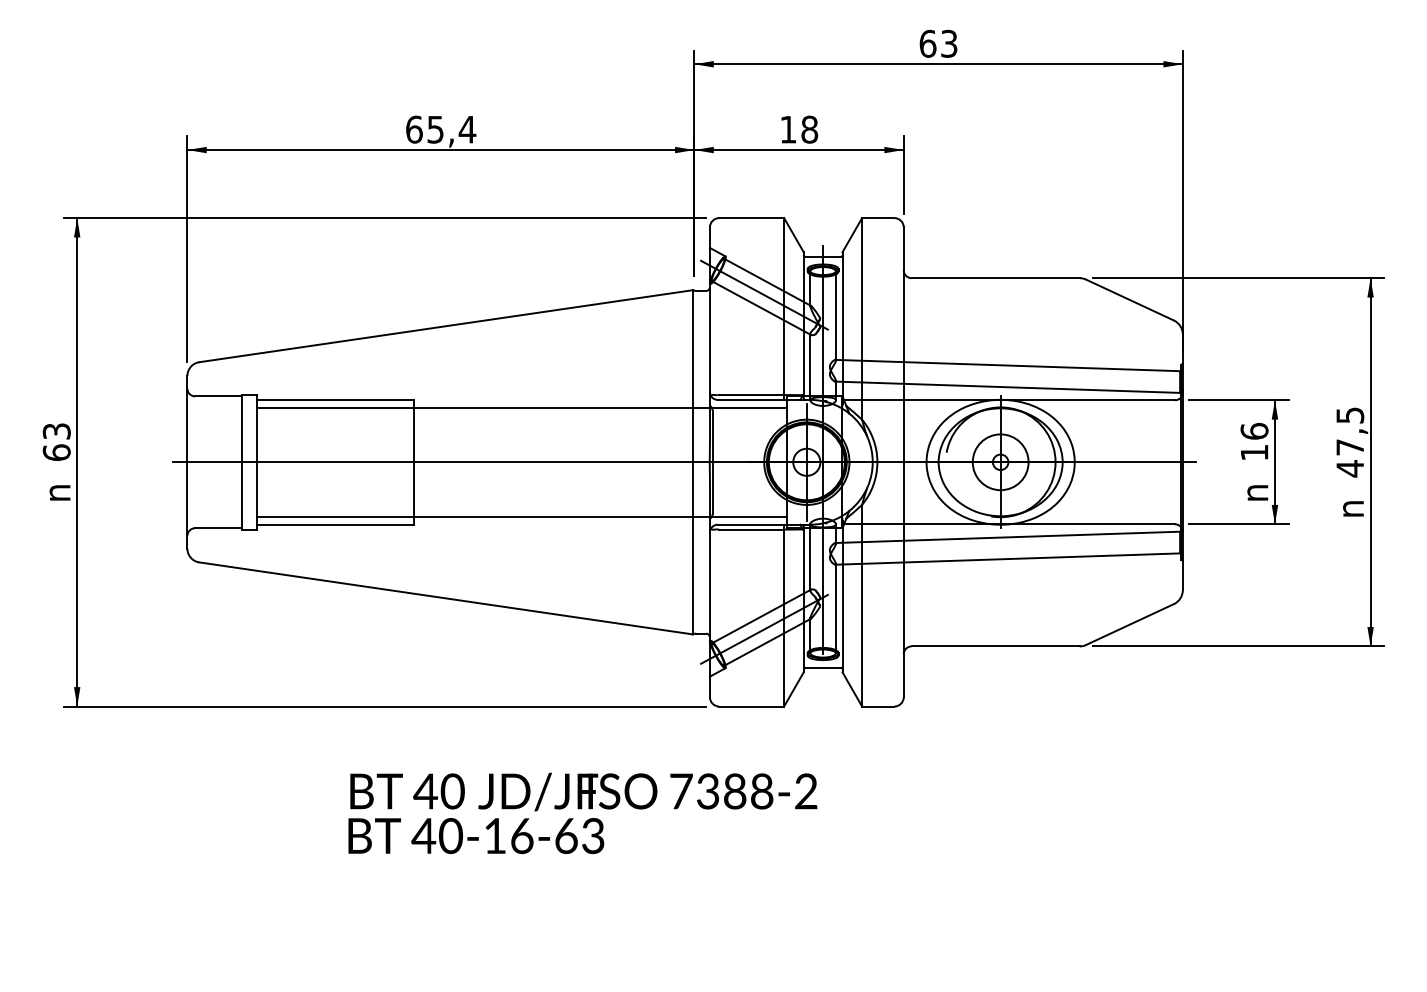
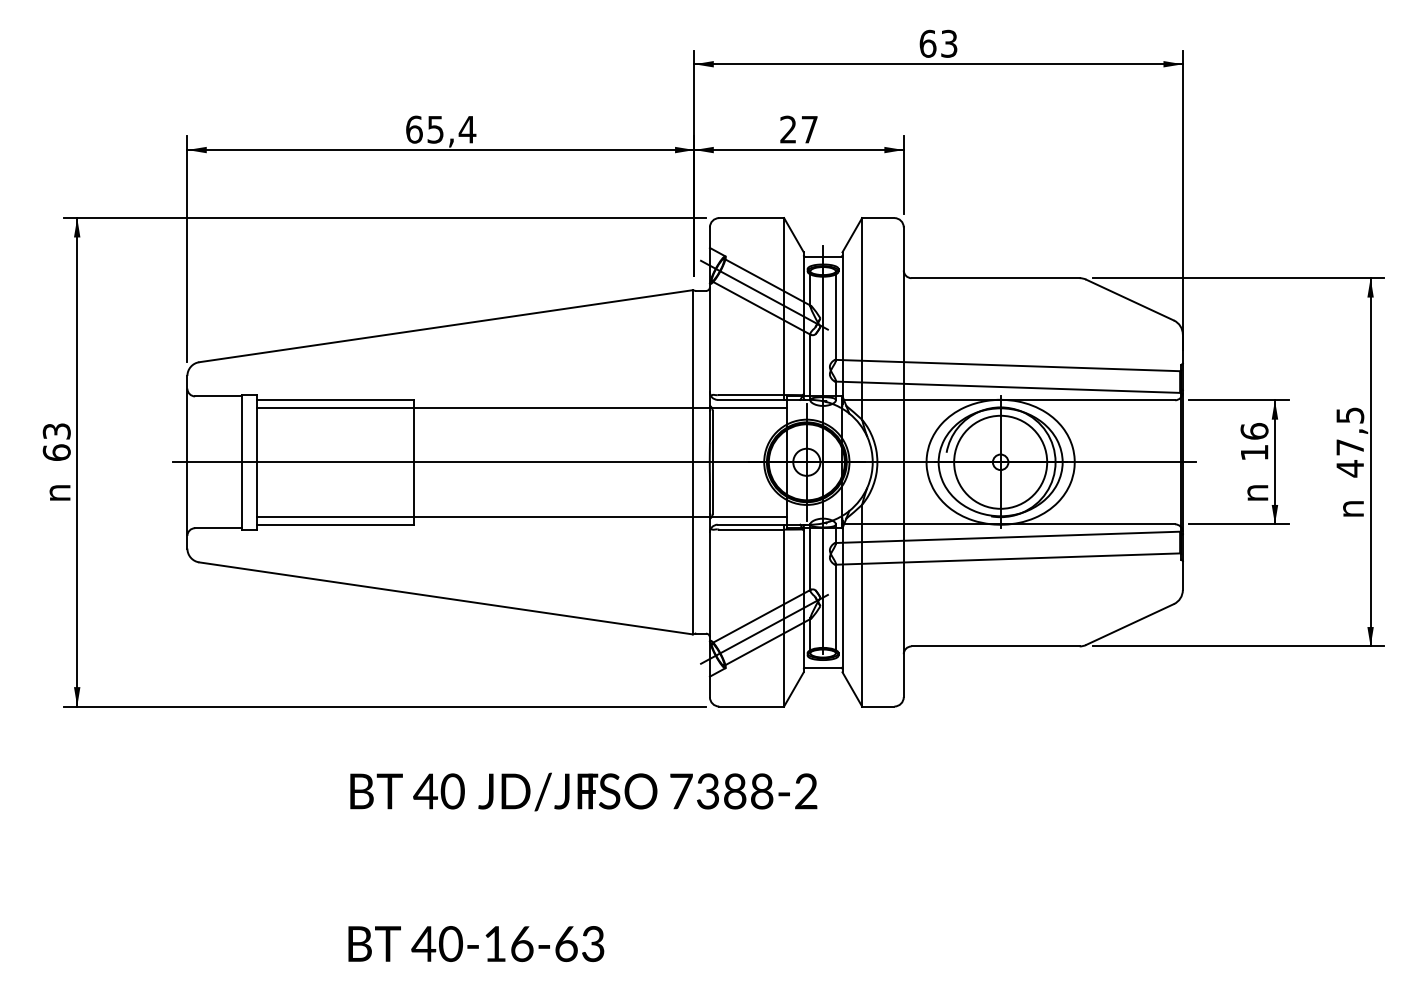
text: 18 -> 27 (799, 129)
circle diameter: 56 px -> 93 px (1000, 461)
text position: (476, 835) -> (476, 943) (476, 943)
